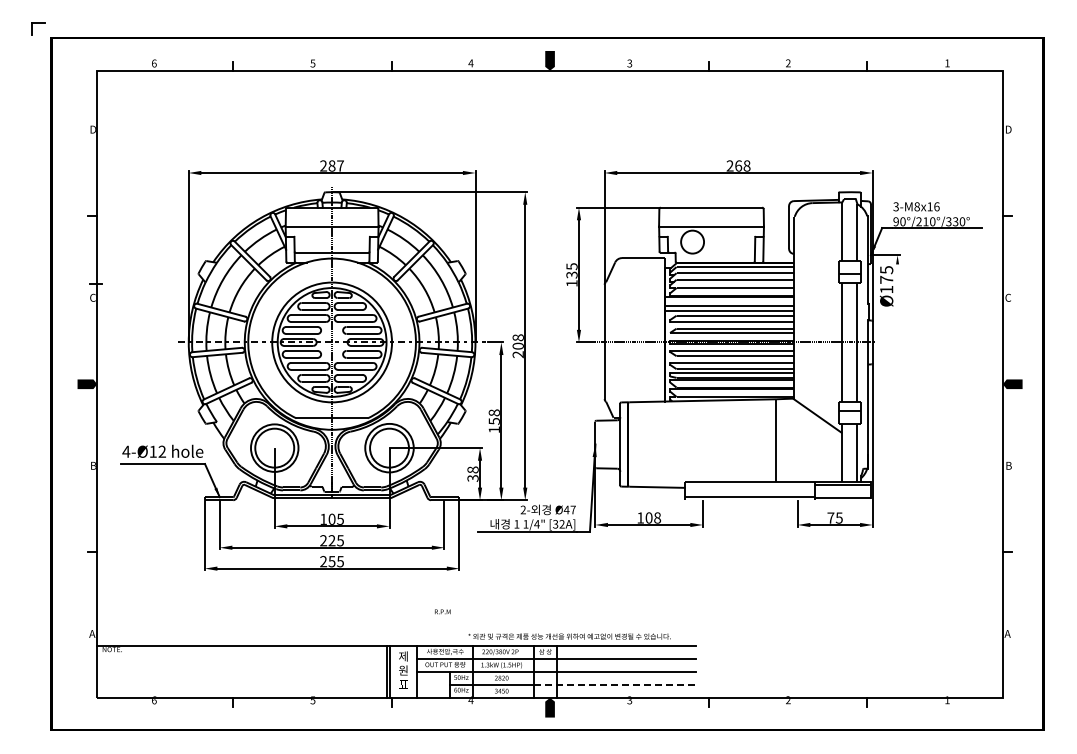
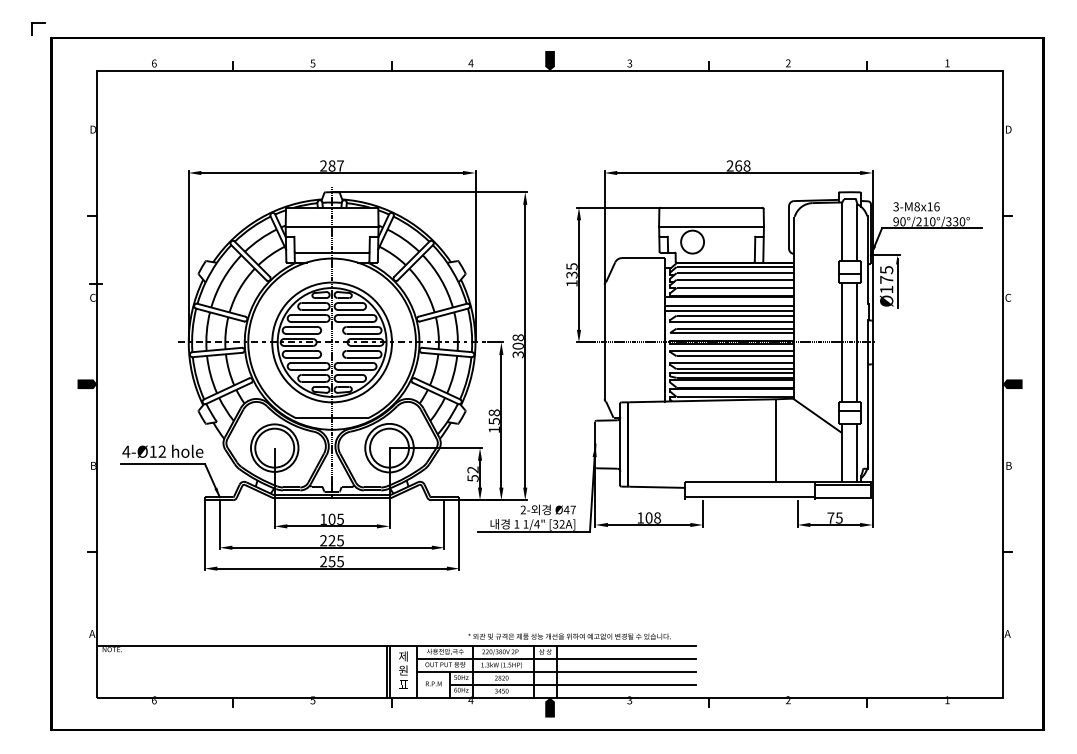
line: none -> present (897, 282)
text: 208 -> 308 (518, 354)
text: 38 -> 52 (472, 473)
text position: (442, 611) -> (433, 683) (433, 683)
line: dashed -> solid (615, 684)
